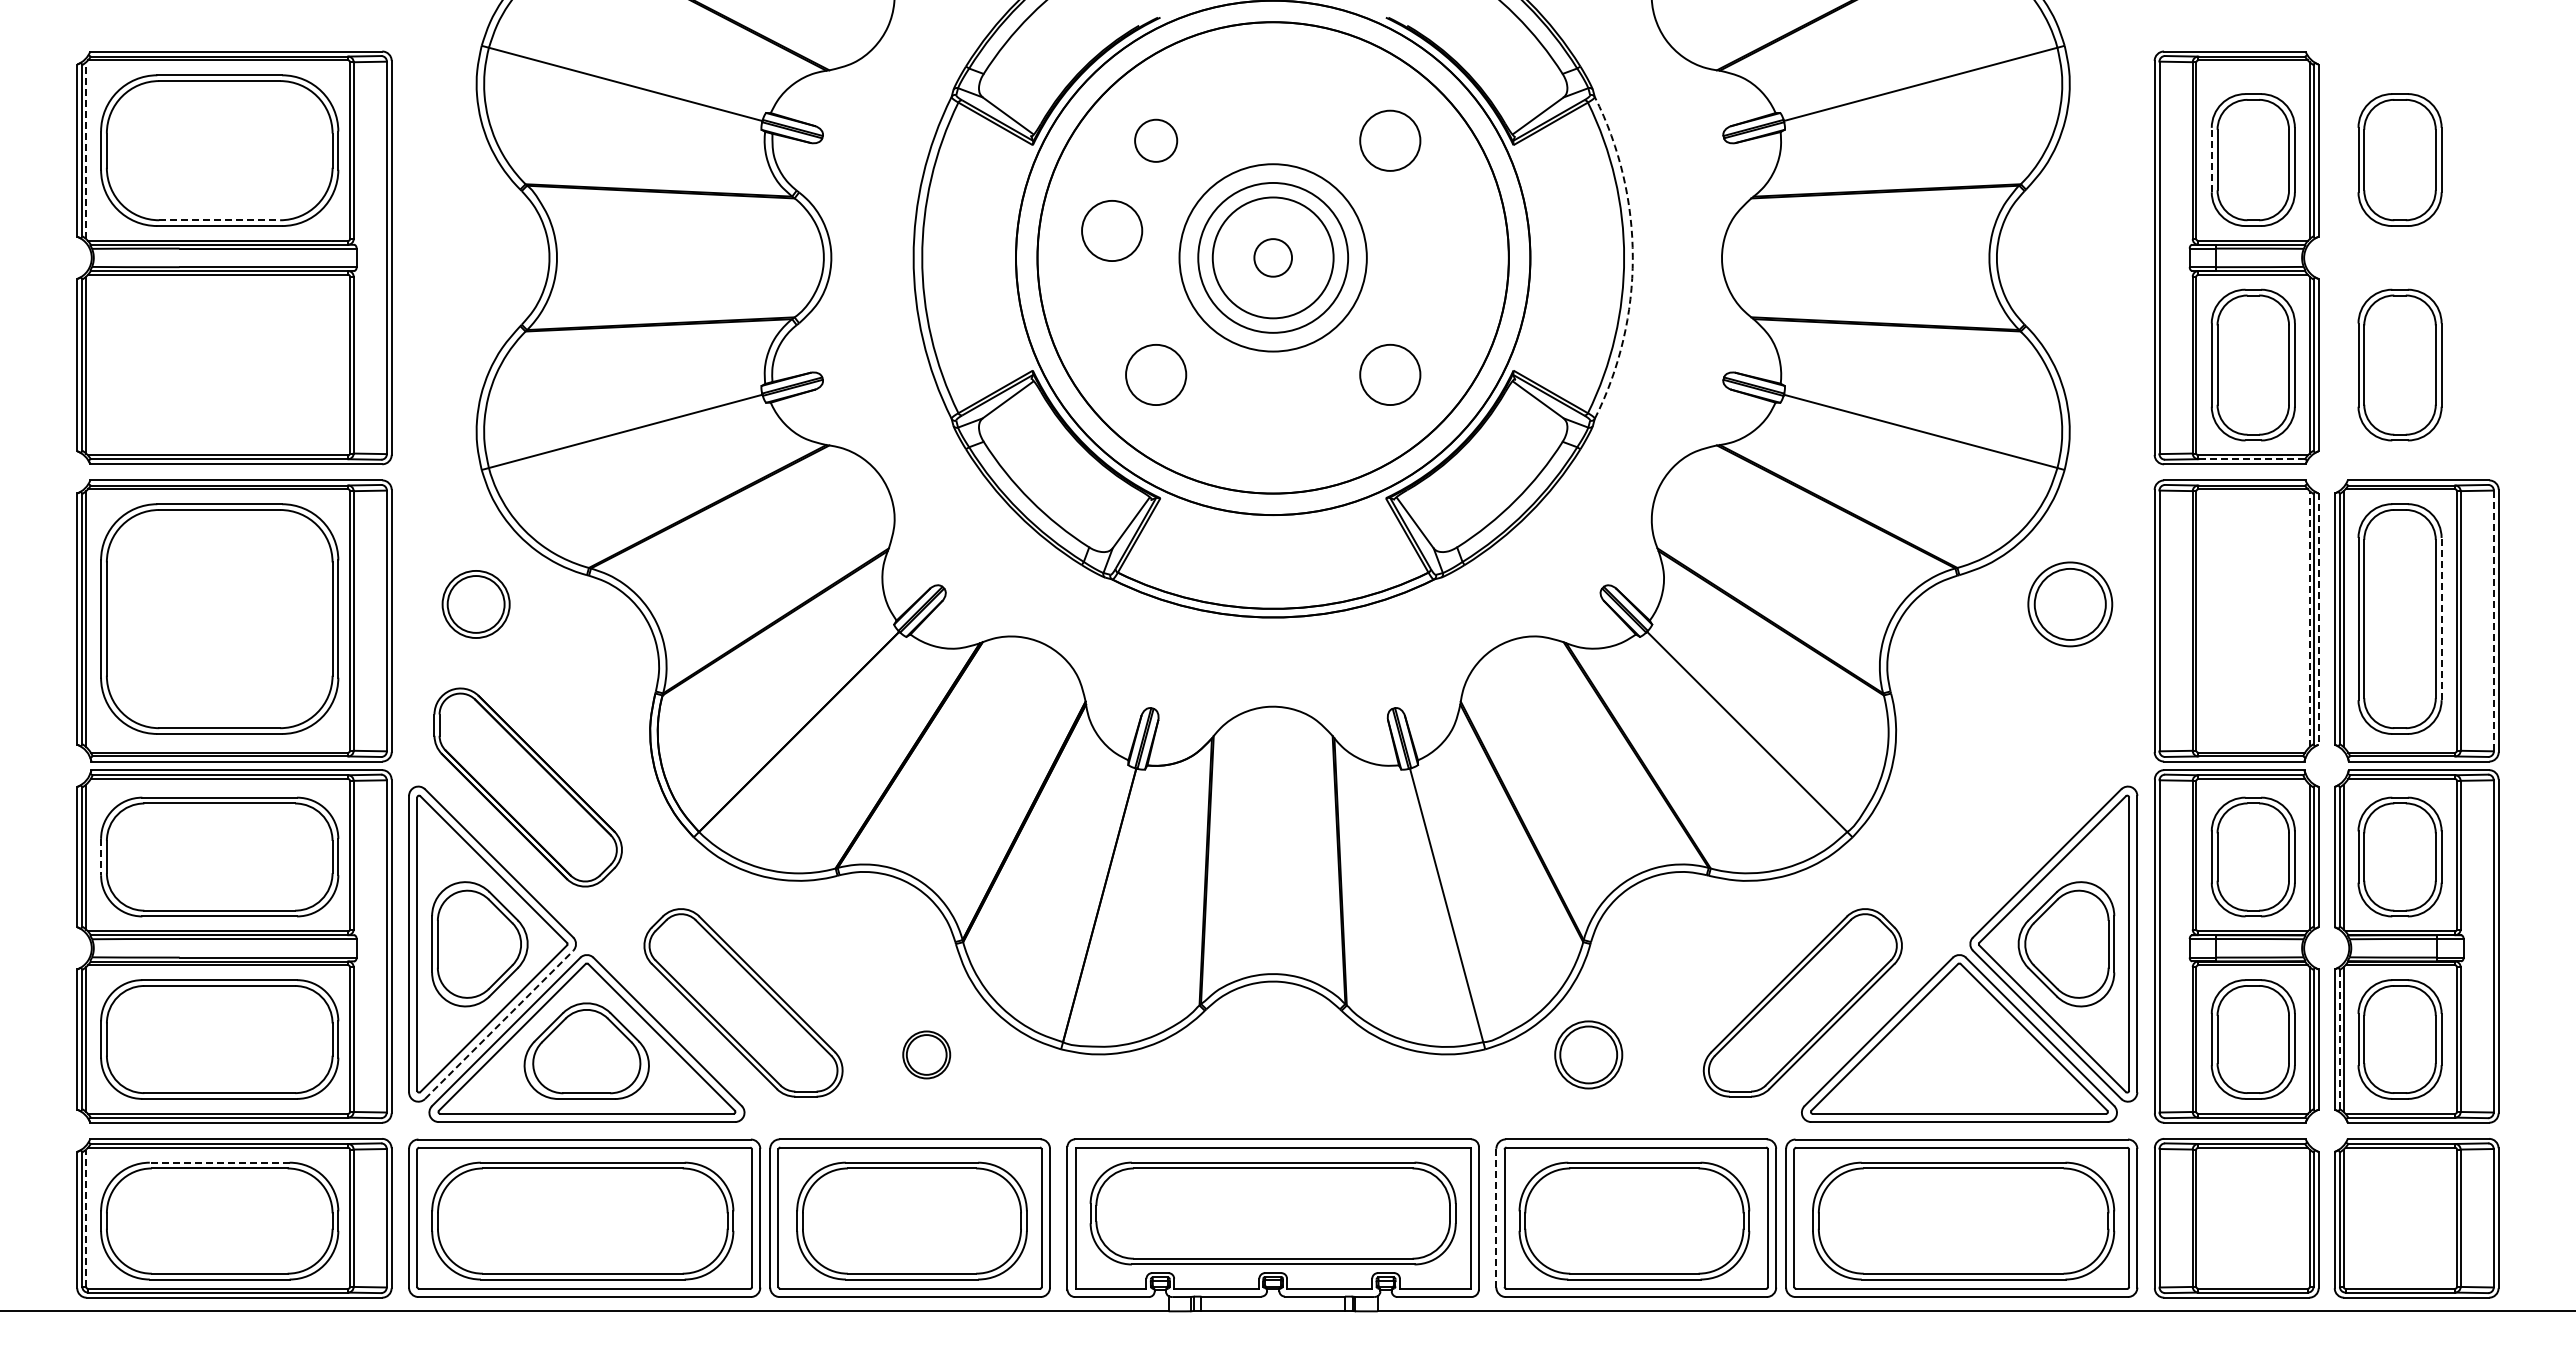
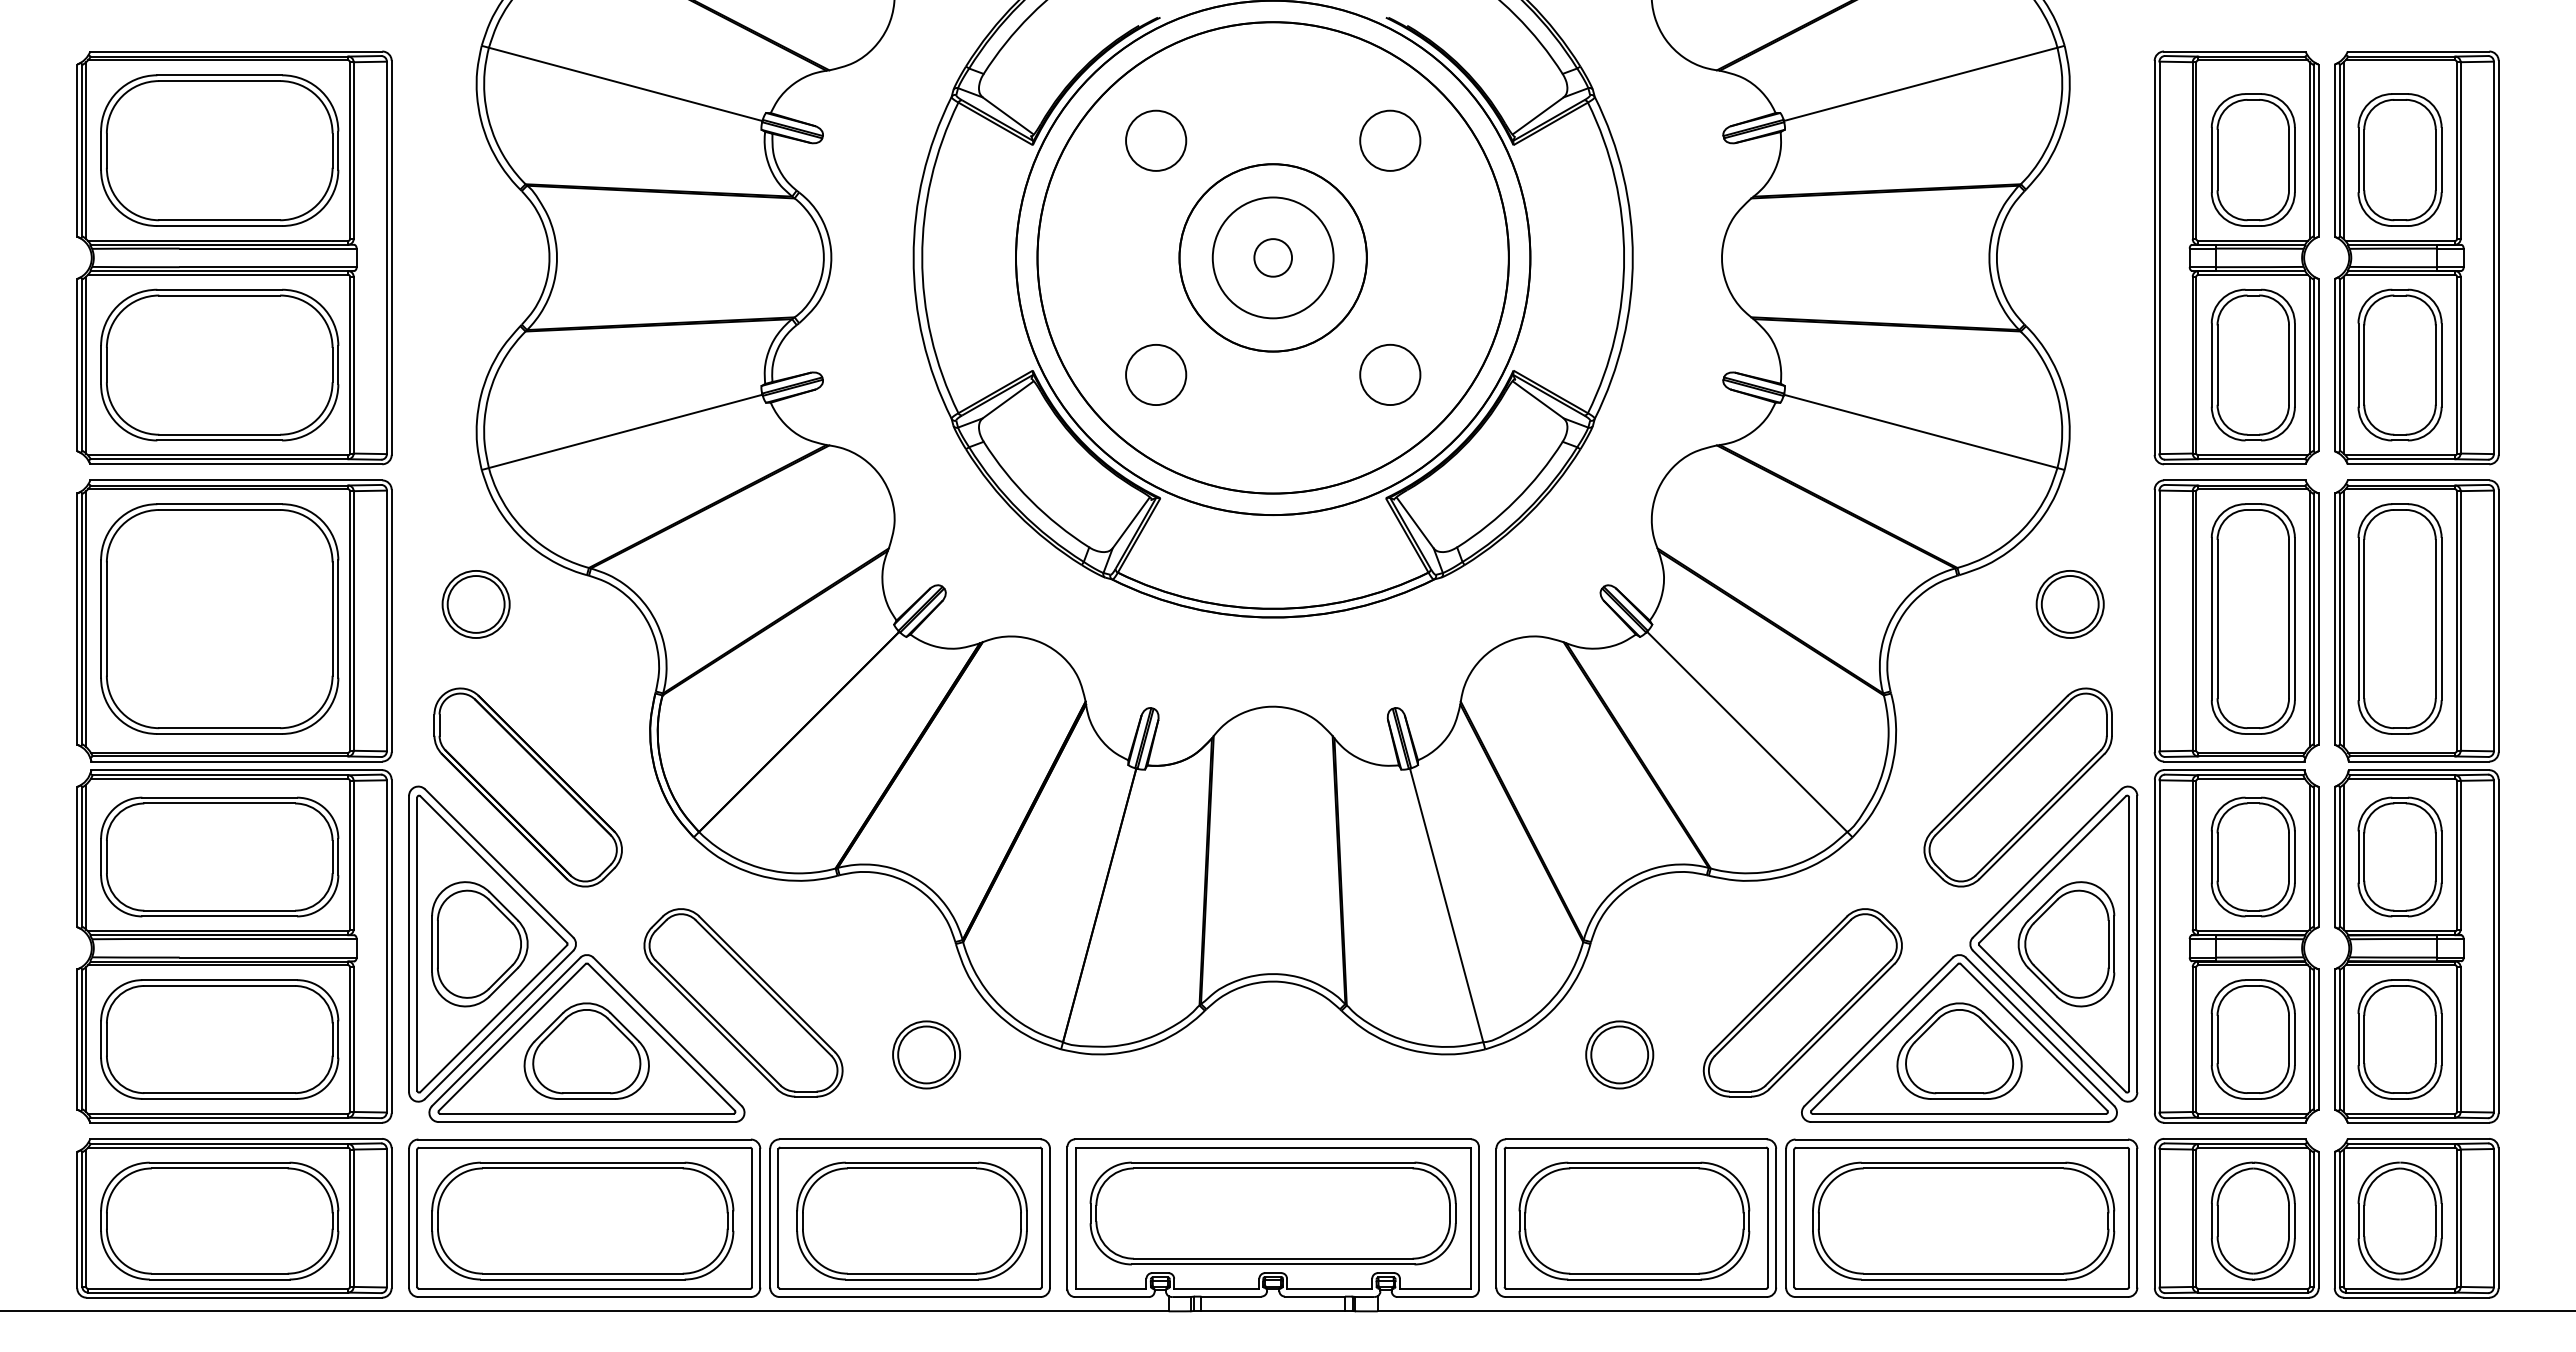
circle diameter: 42 px -> 60 px (1156, 140)
line: dashed -> solid (86, 150)
line: dashed -> solid (2211, 159)
line: dashed -> solid (220, 220)
circle: present -> none (1112, 230)
circle diameter: 150 px -> 187 px (1272, 257)
arc: dashed -> solid (1632, 257)
part: none -> present (2416, 257)
part: none -> present (219, 364)
line: dashed -> solid (2251, 459)
part size: 87x87 px -> 70x69 px (2069, 604)
part: none -> present (2252, 618)
line: dashed -> solid (2441, 618)
line: dashed -> solid (2309, 619)
line: dashed -> solid (2318, 619)
line: dashed -> solid (2493, 621)
part: none -> present (2017, 787)
line: dashed -> solid (101, 857)
line: dashed -> solid (499, 1024)
line: dashed -> solid (2339, 1039)
part: none -> present (1959, 1050)
part size: 50x50 px -> 70x70 px (926, 1054)
part position: (1588, 1054) -> (1619, 1054) (1619, 1054)
line: dashed -> solid (219, 1162)
line: dashed -> solid (1496, 1217)
line: dashed -> solid (86, 1218)
part: none -> present (2253, 1220)
part: none -> present (2399, 1220)
